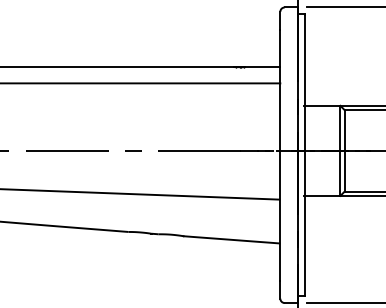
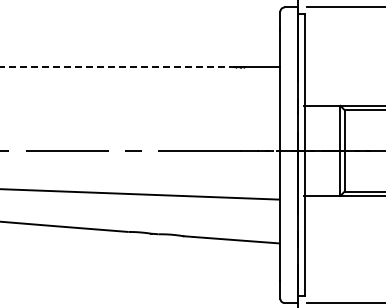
line: solid -> dashed (121, 67)
line: present -> none (141, 83)
